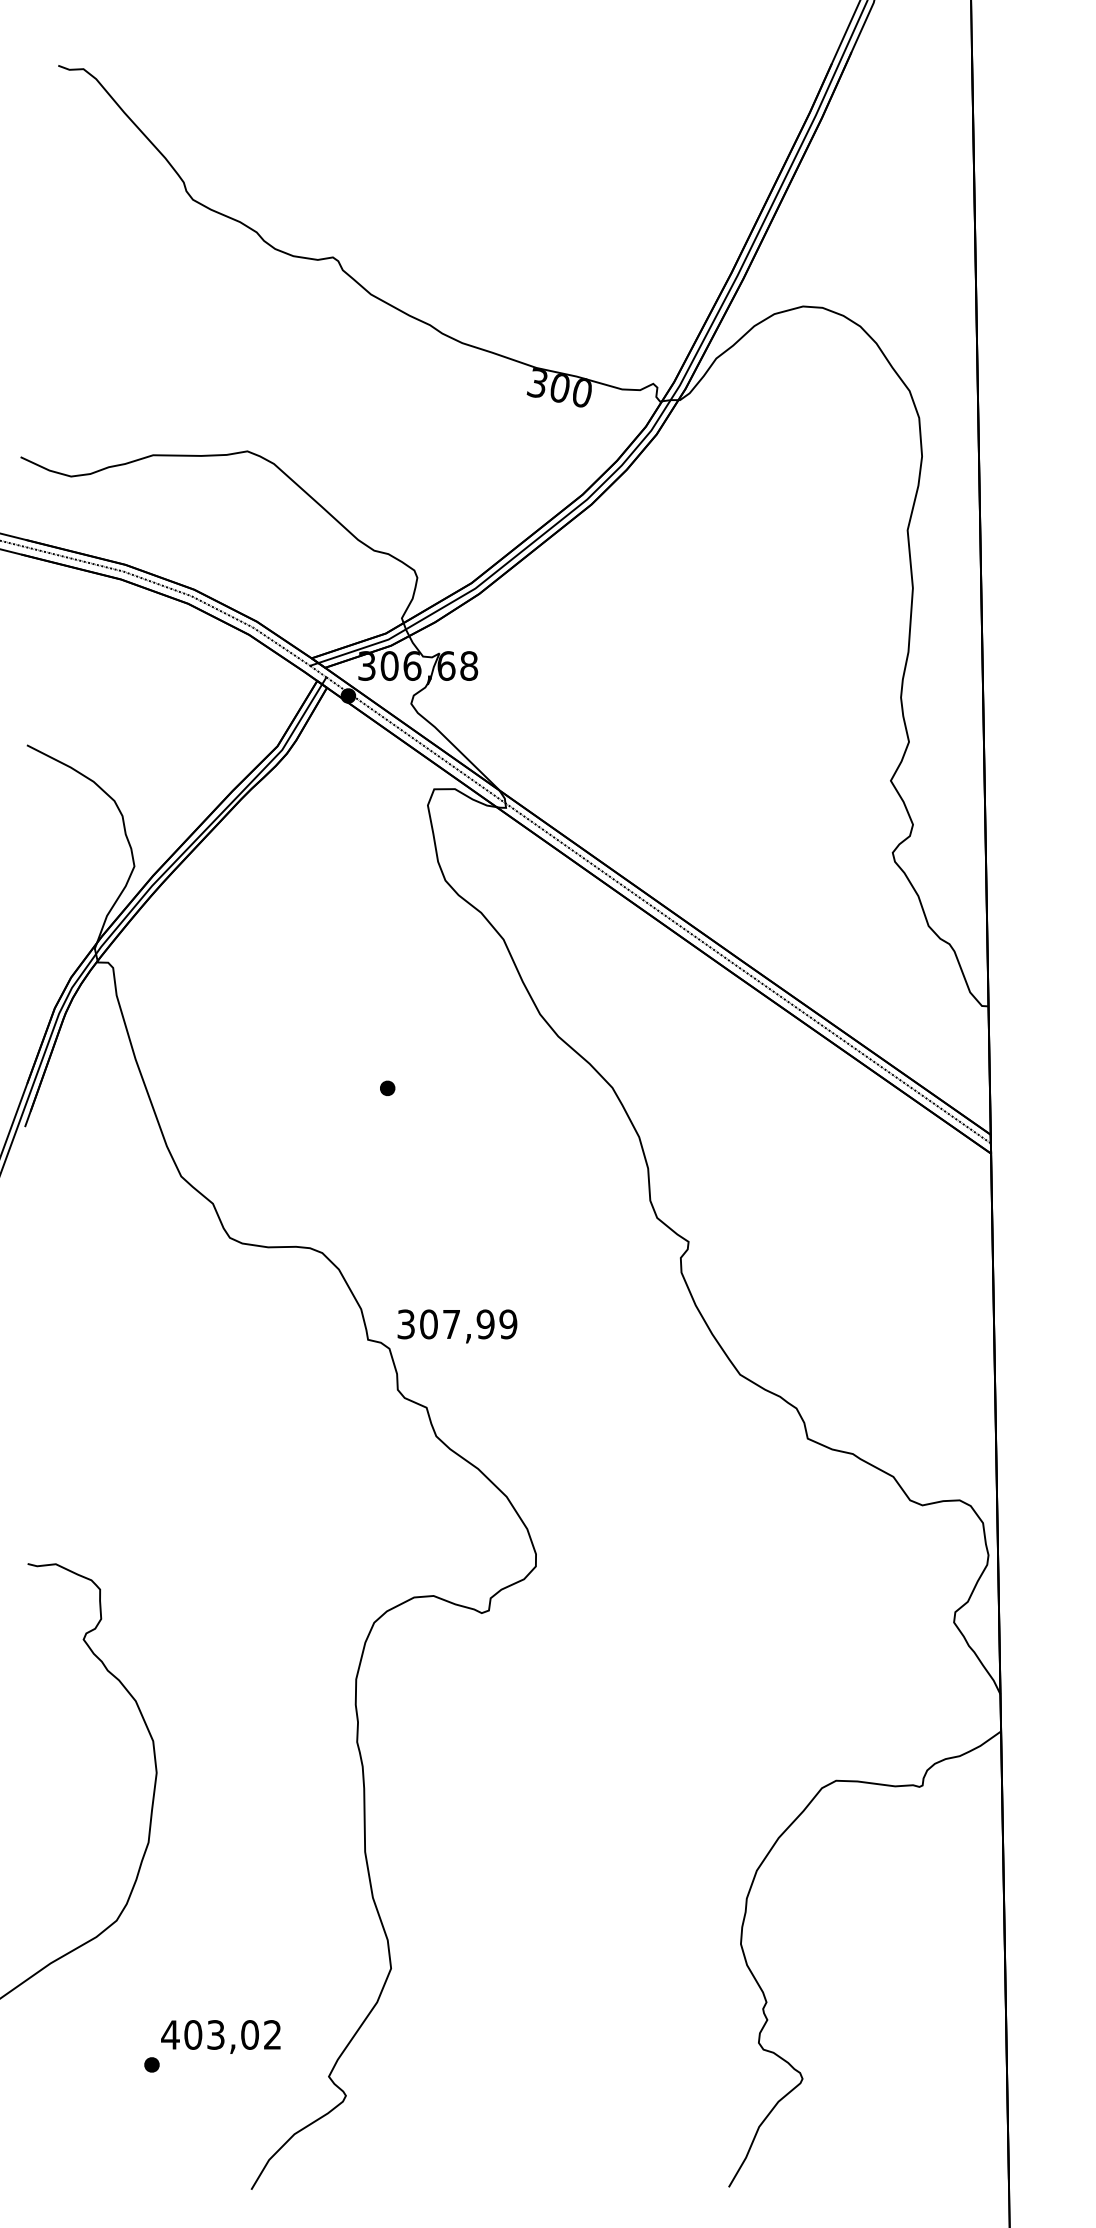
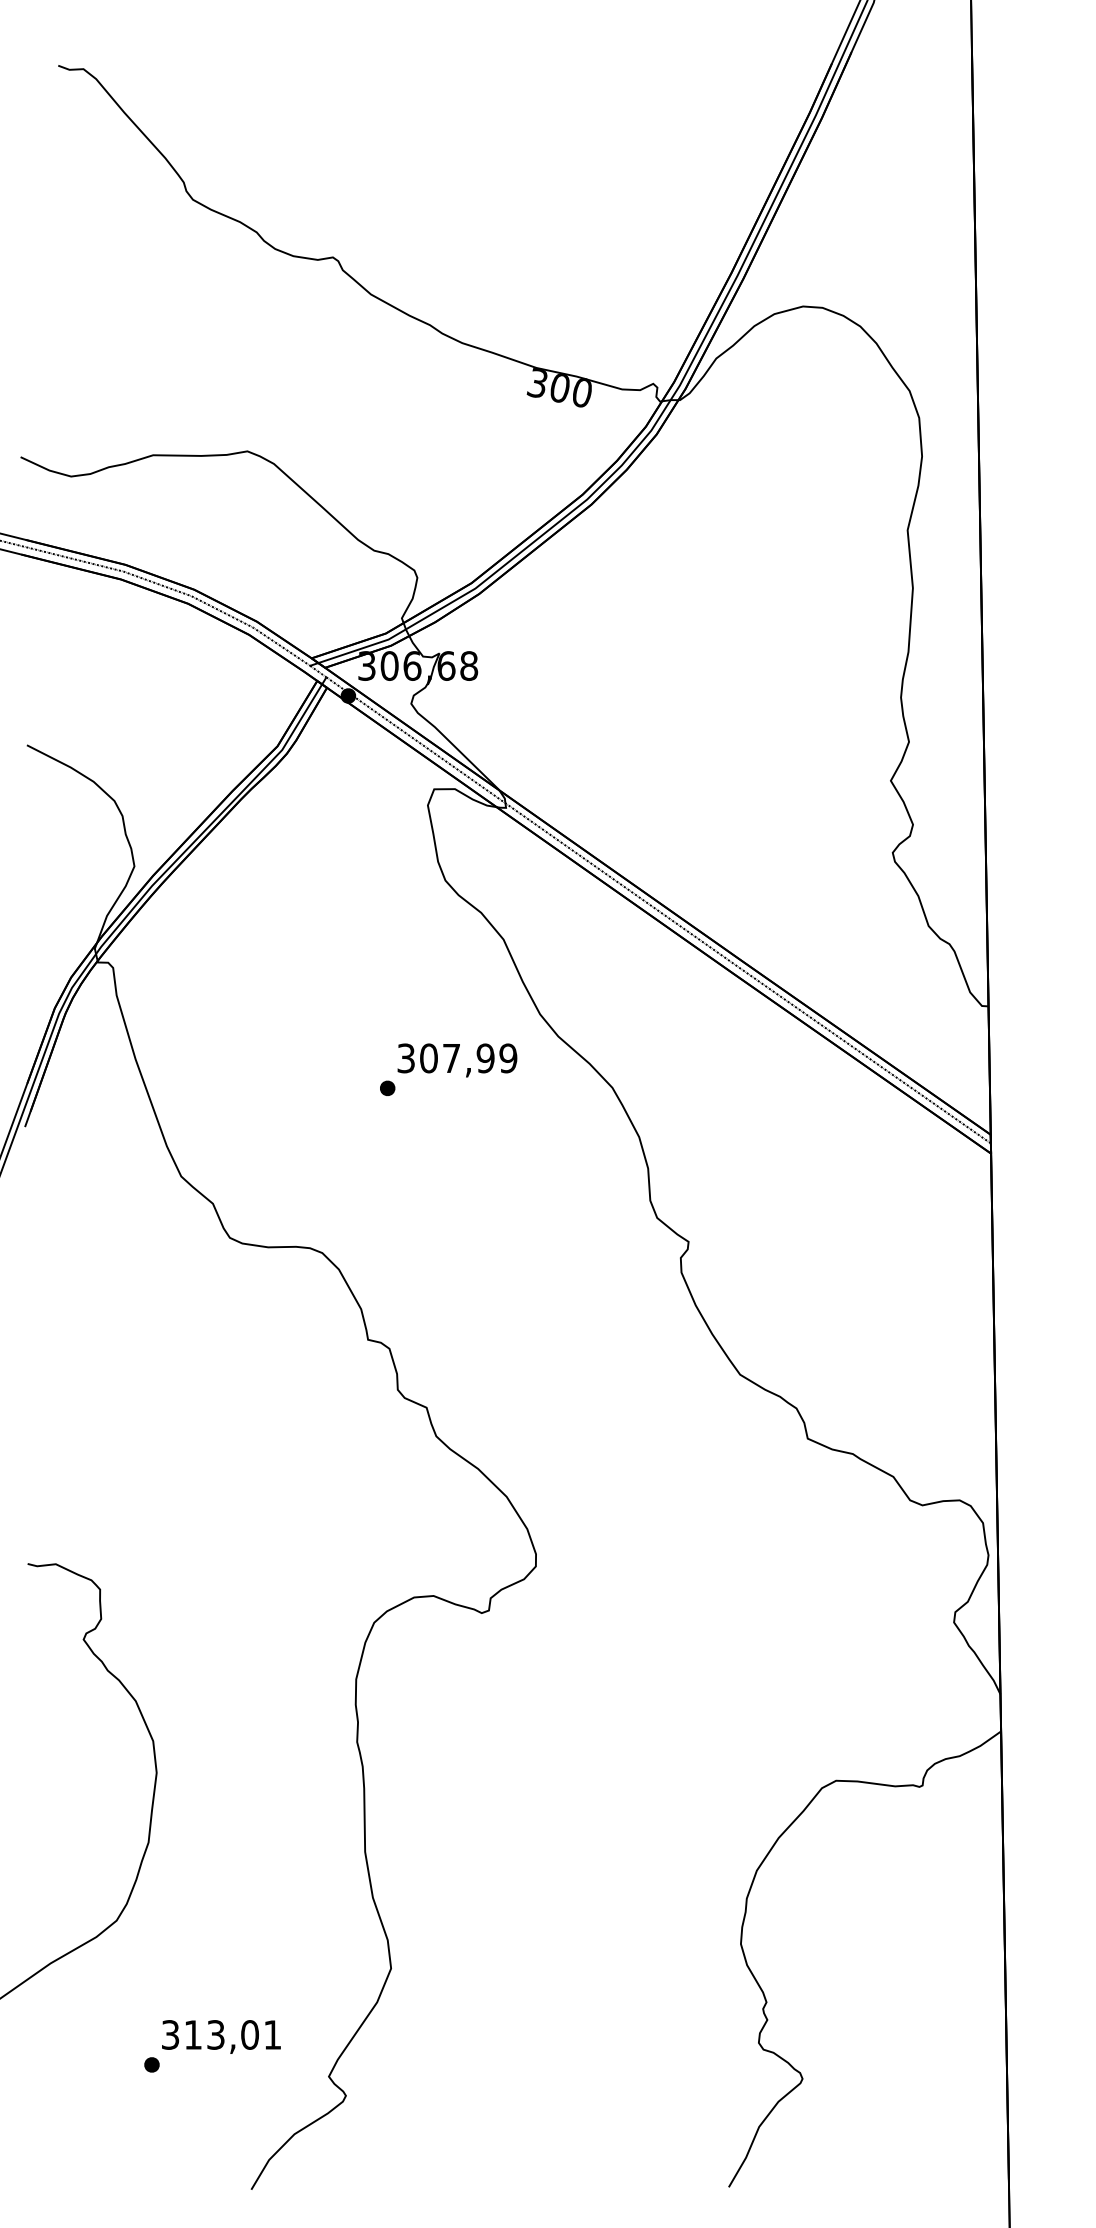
text position: (457, 1326) -> (457, 1060) (457, 1060)
text: 403,02 -> 313,01 (220, 2034)
